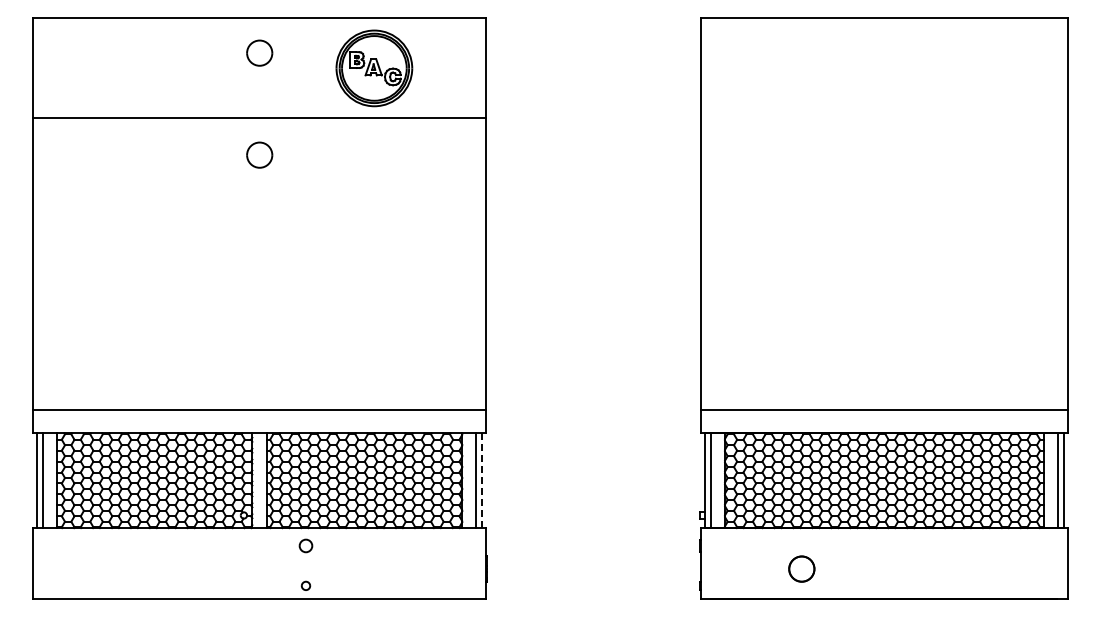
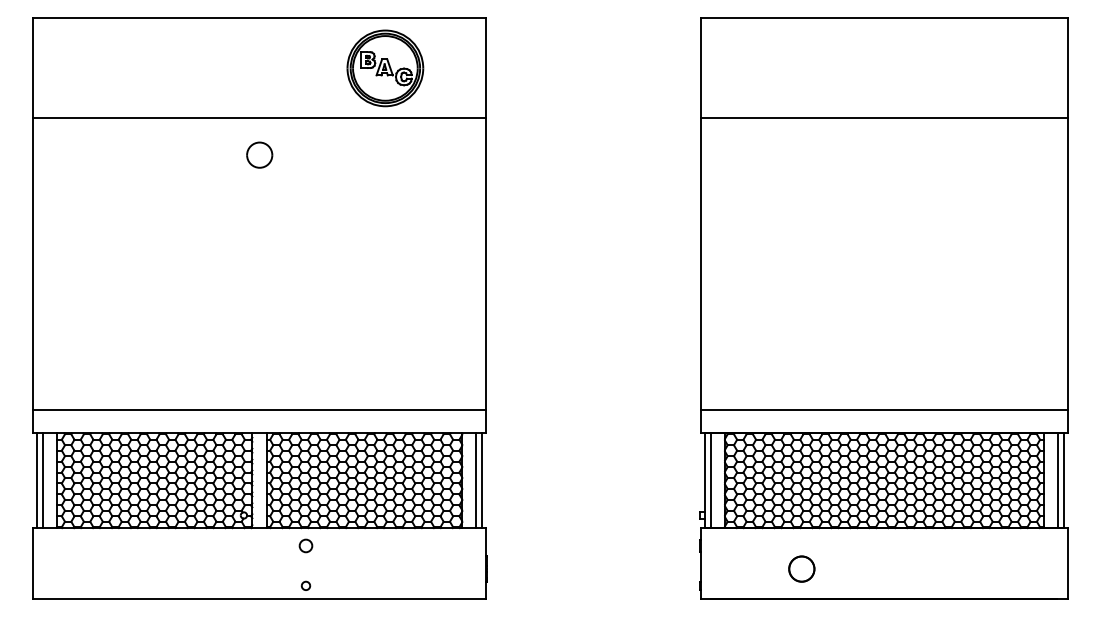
part: present -> none (259, 52)
part position: (374, 68) -> (385, 68) (385, 68)
line: none -> present (883, 118)
line: dashed -> solid (482, 481)
